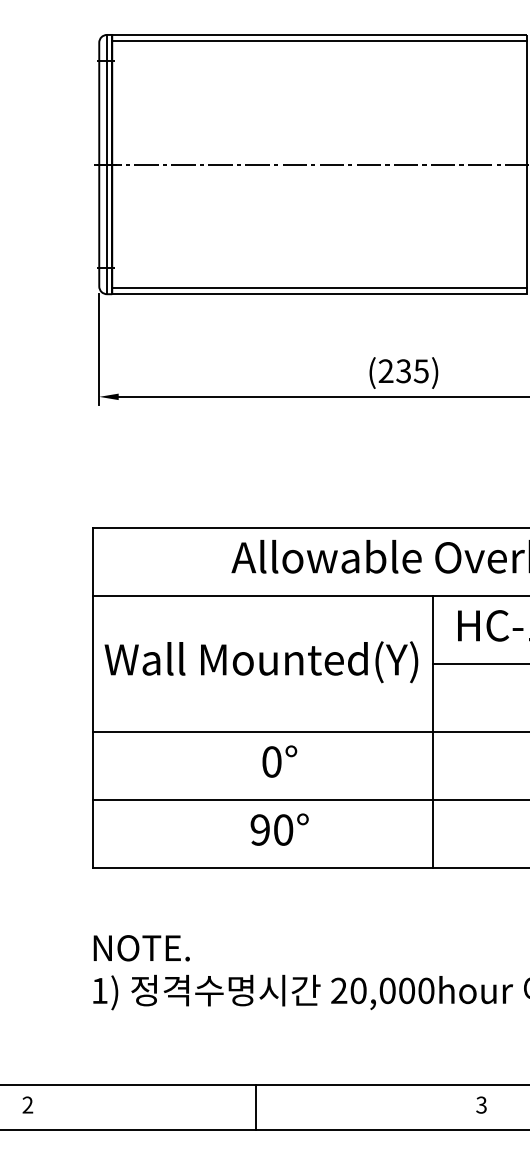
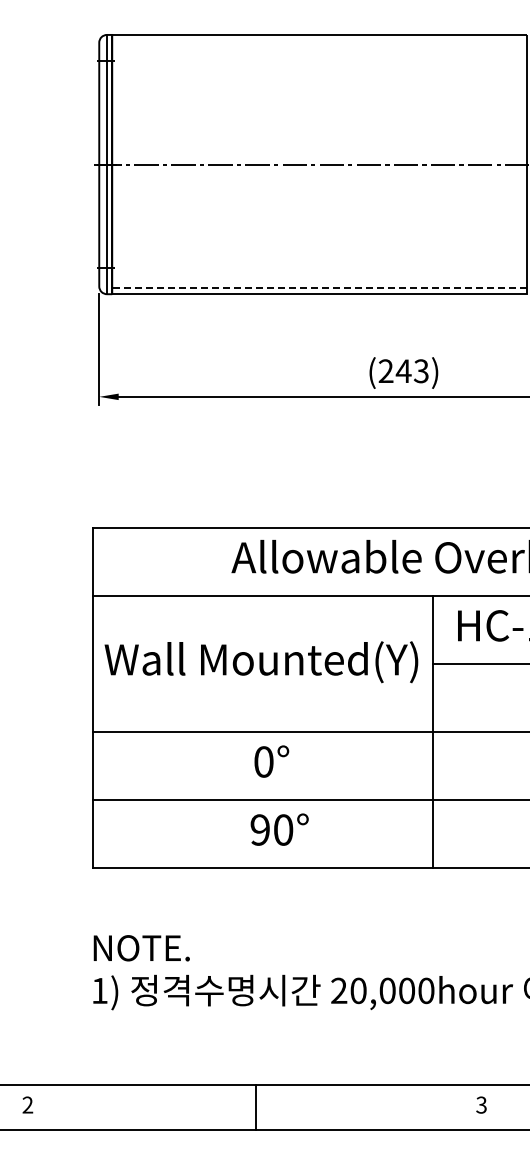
line: present -> none (319, 41)
line: solid -> dashed (319, 287)
text: (235) -> (243) (411, 371)
text position: (279, 761) -> (271, 761) (271, 761)
